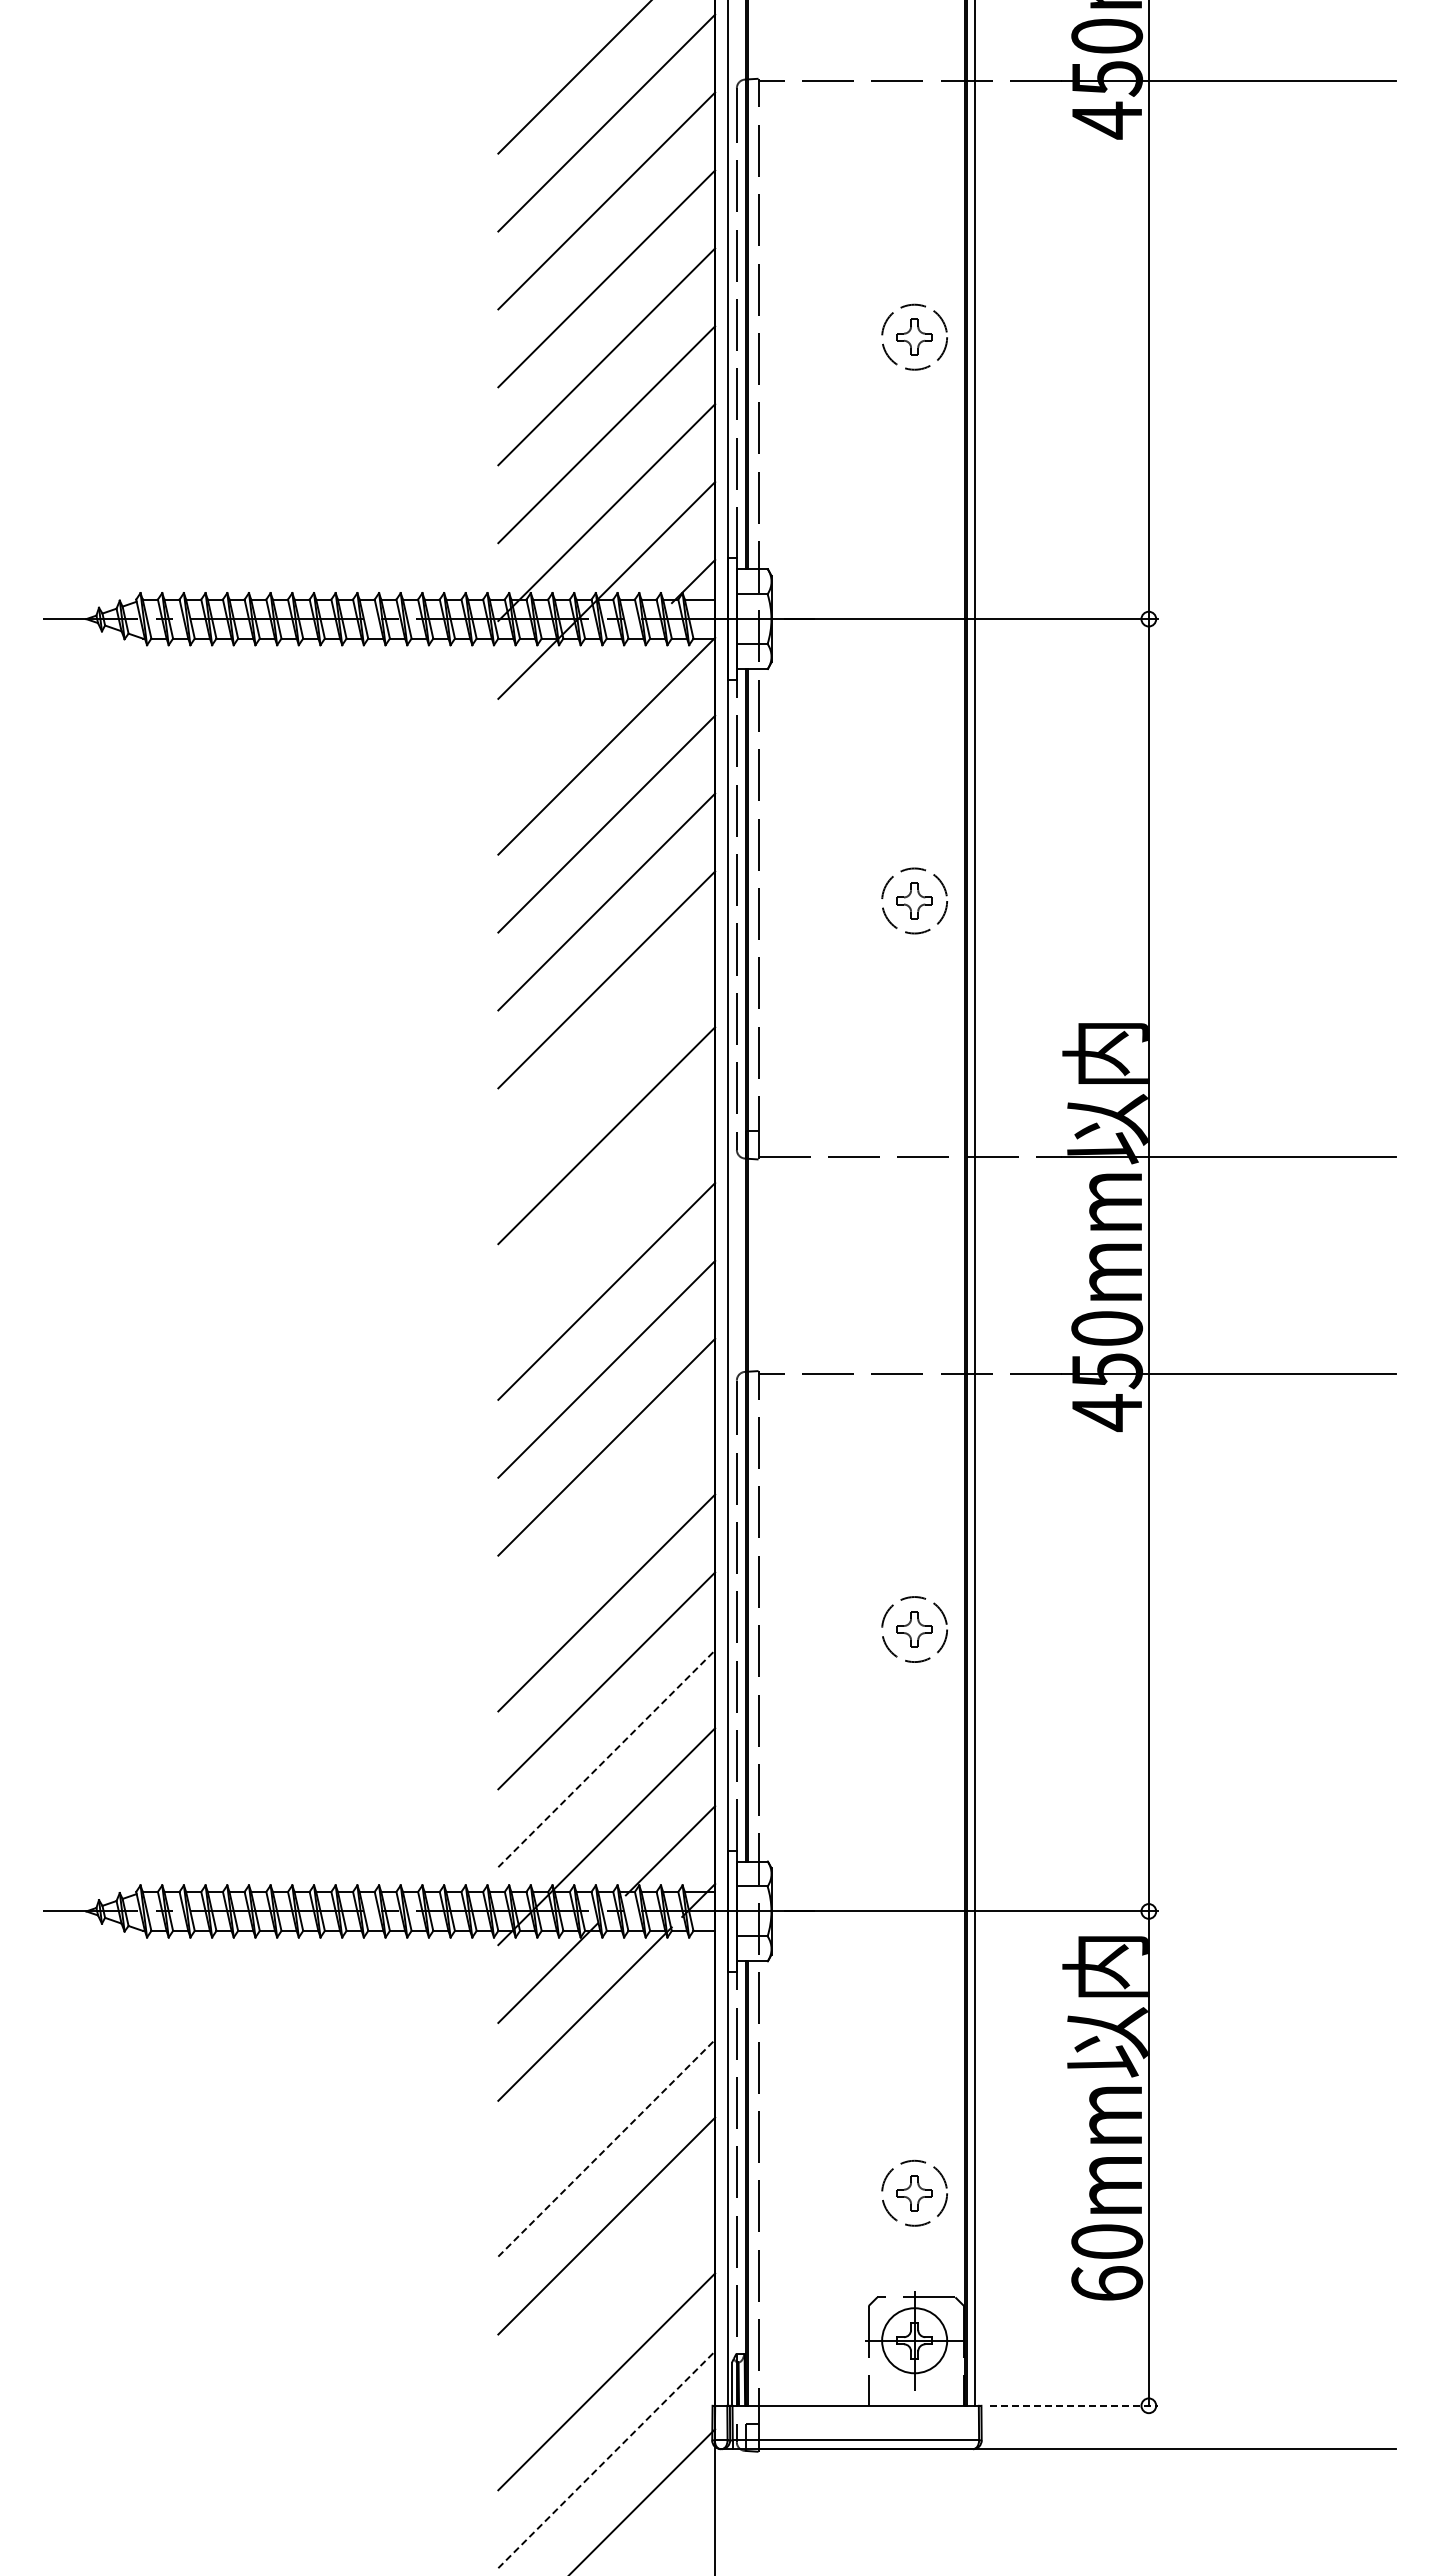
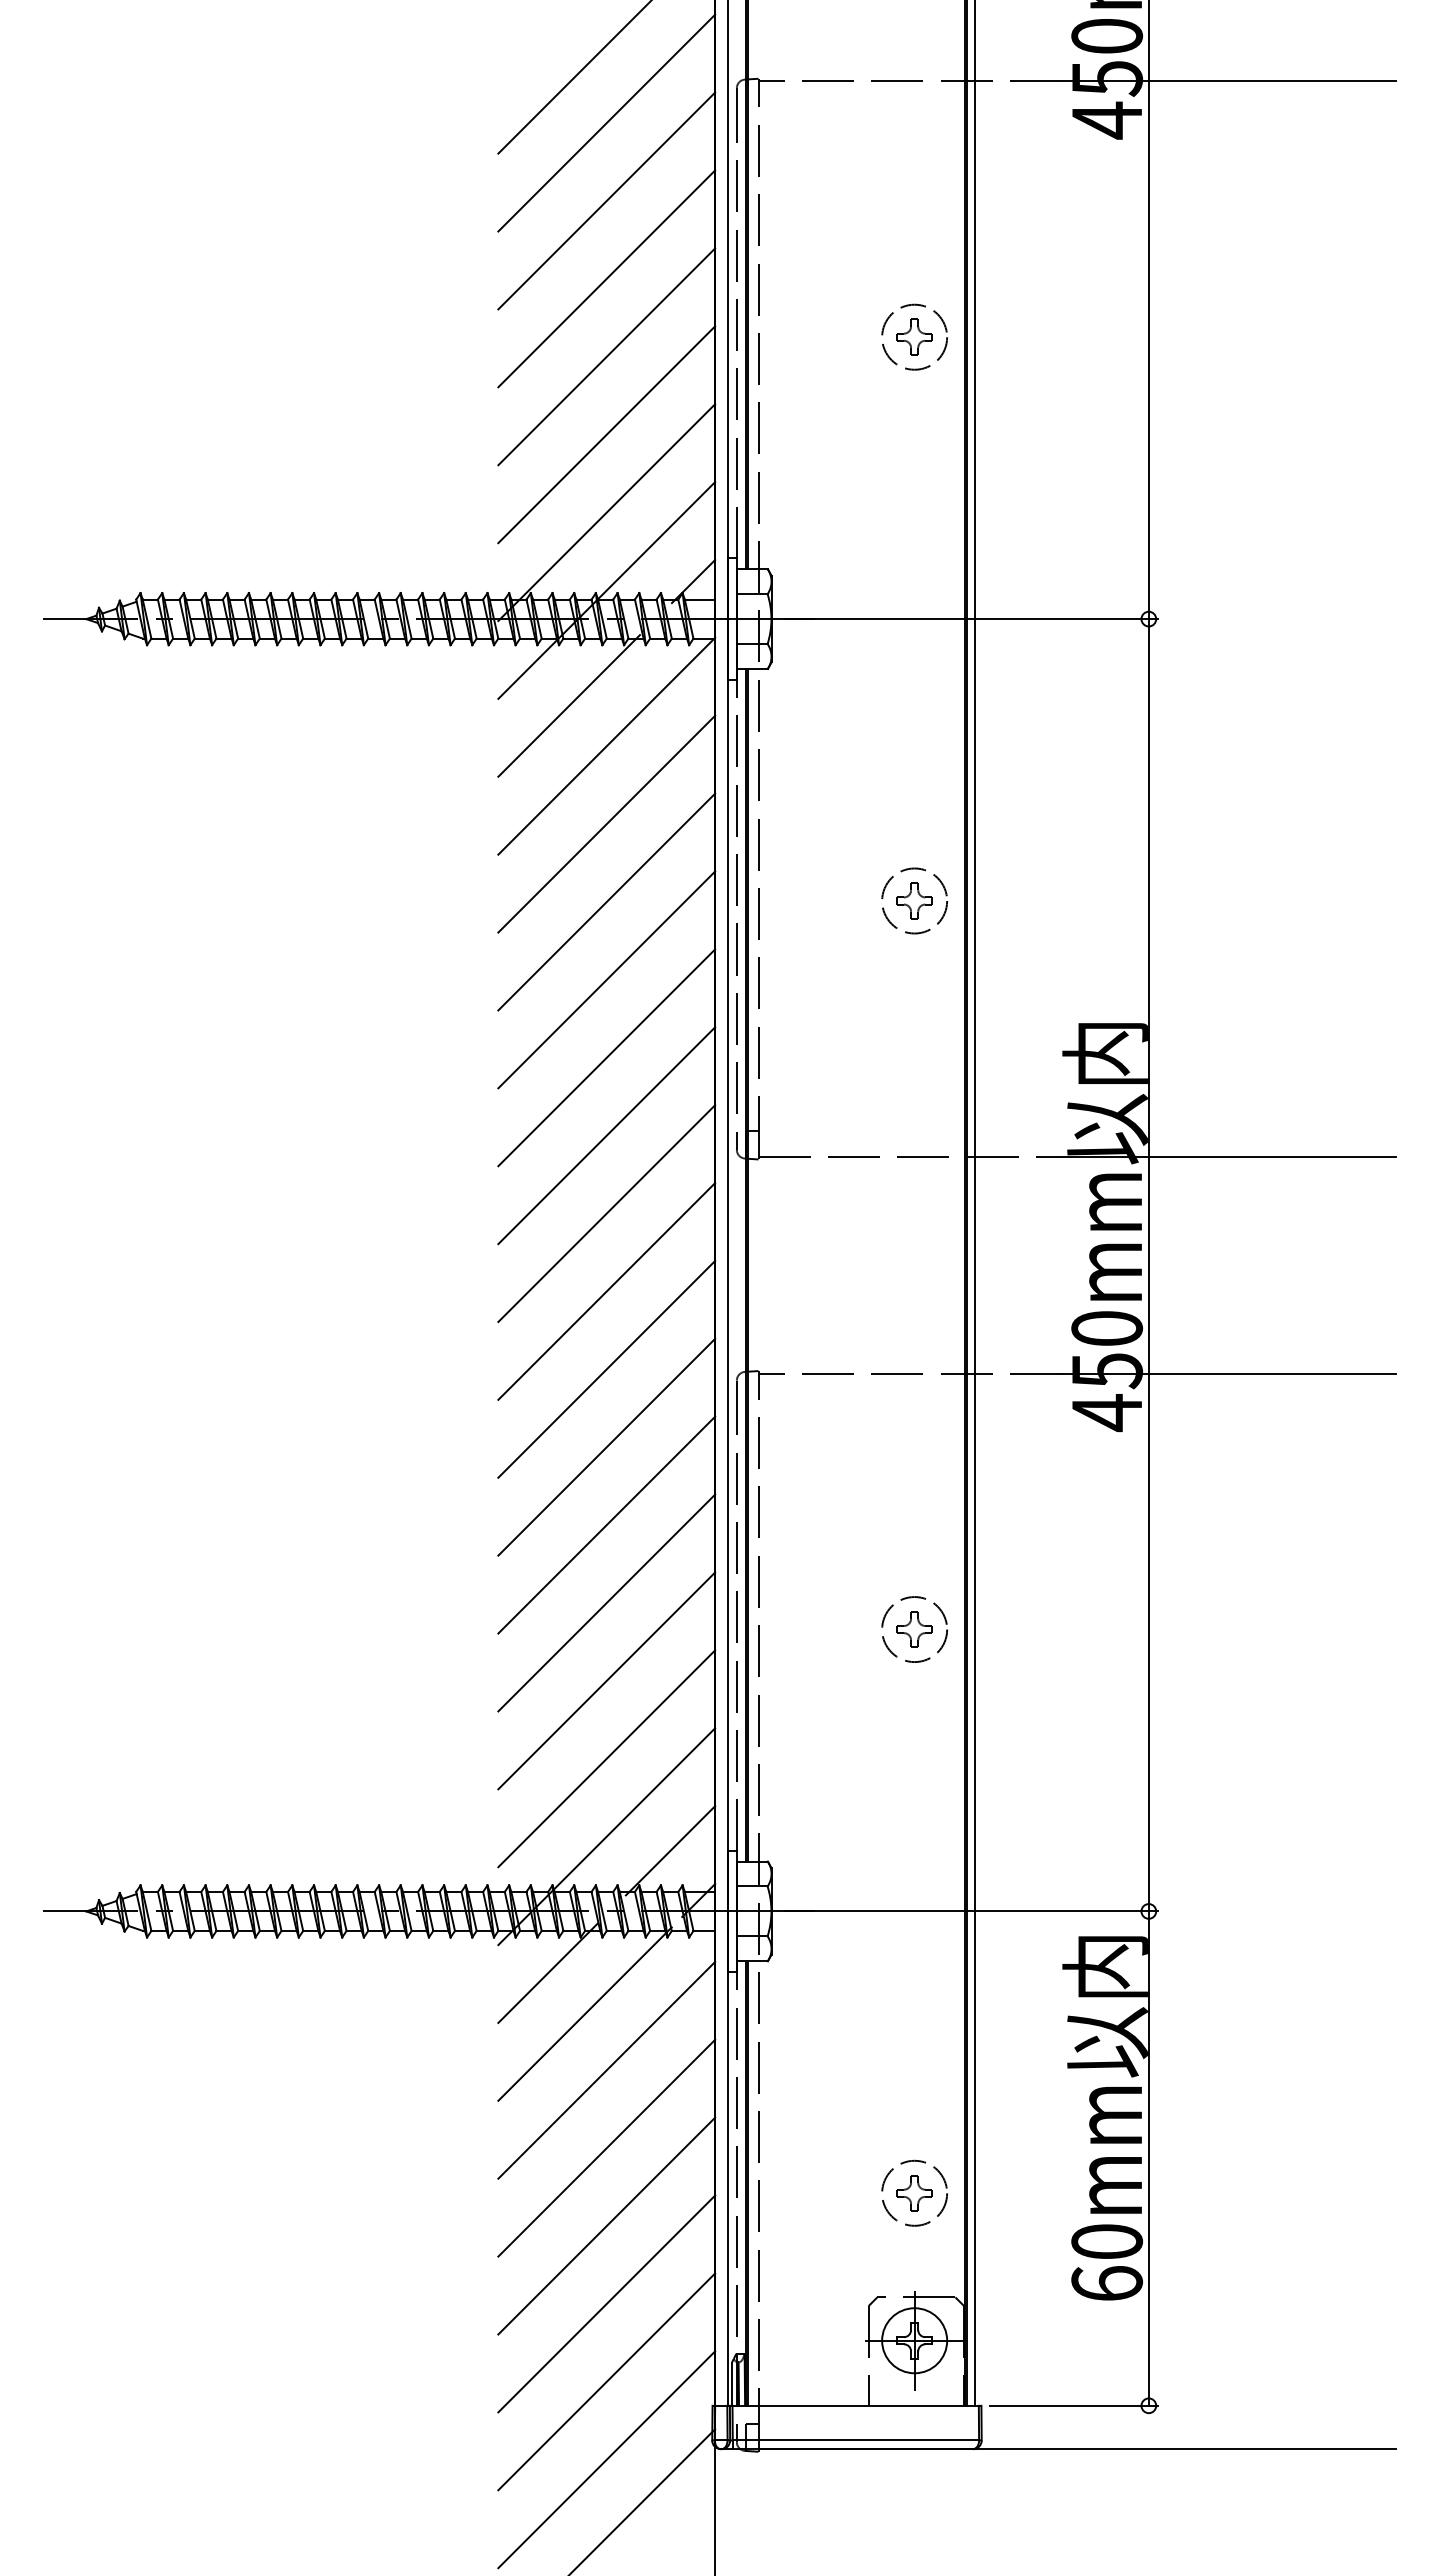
line: none -> present (568, 705)
line: none -> present (606, 1057)
line: none -> present (606, 1213)
line: none -> present (606, 1524)
line: dashed -> solid (607, 1758)
line: none -> present (606, 2069)
line: dashed -> solid (607, 2147)
line: none -> present (606, 2303)
line: dashed -> solid (1073, 2405)
line: dashed -> solid (607, 2459)
